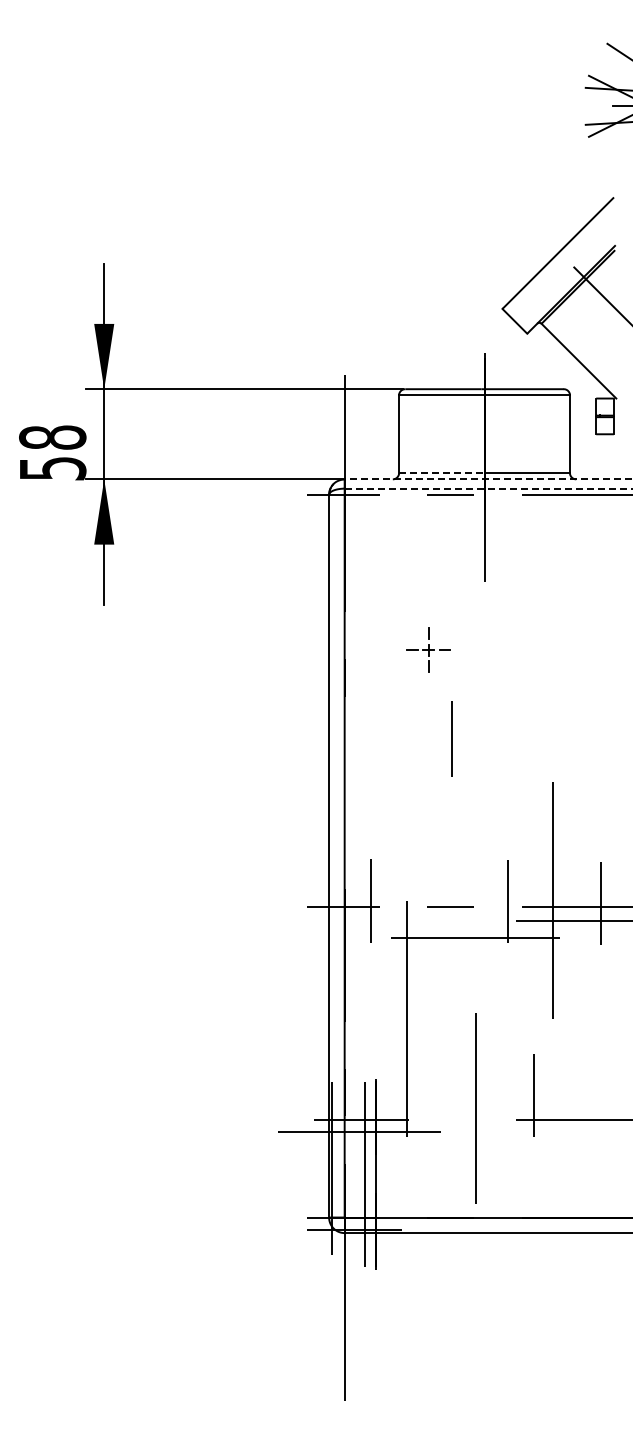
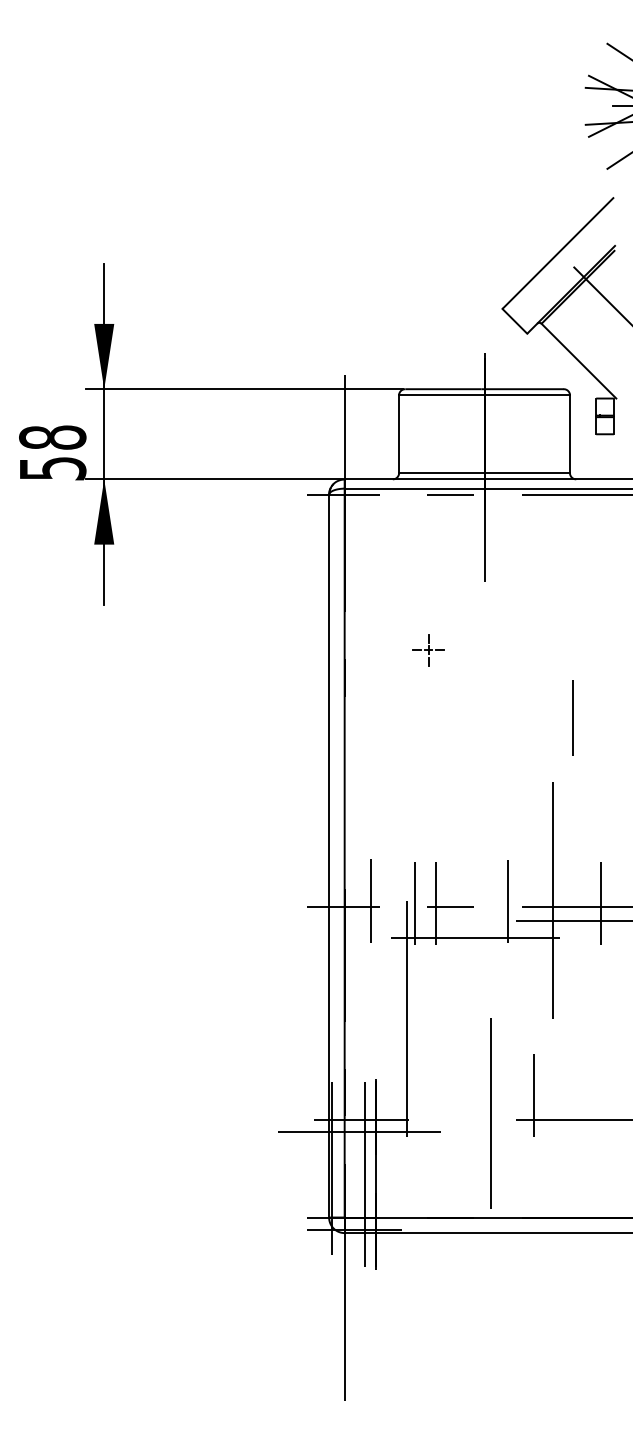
line: none -> present (617, 161)
line: dashed -> solid (441, 473)
line: dashed -> solid (488, 479)
line: dashed -> solid (488, 488)
part size: 45x46 px -> 33x33 px (428, 650)
line position: (451, 738) -> (572, 717) (572, 717)
line: none -> present (414, 903)
line: none -> present (436, 903)
line position: (475, 1108) -> (490, 1113) (490, 1113)
